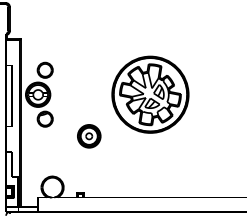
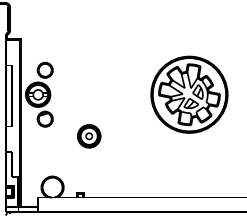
part position: (150, 94) -> (189, 94) (189, 94)
